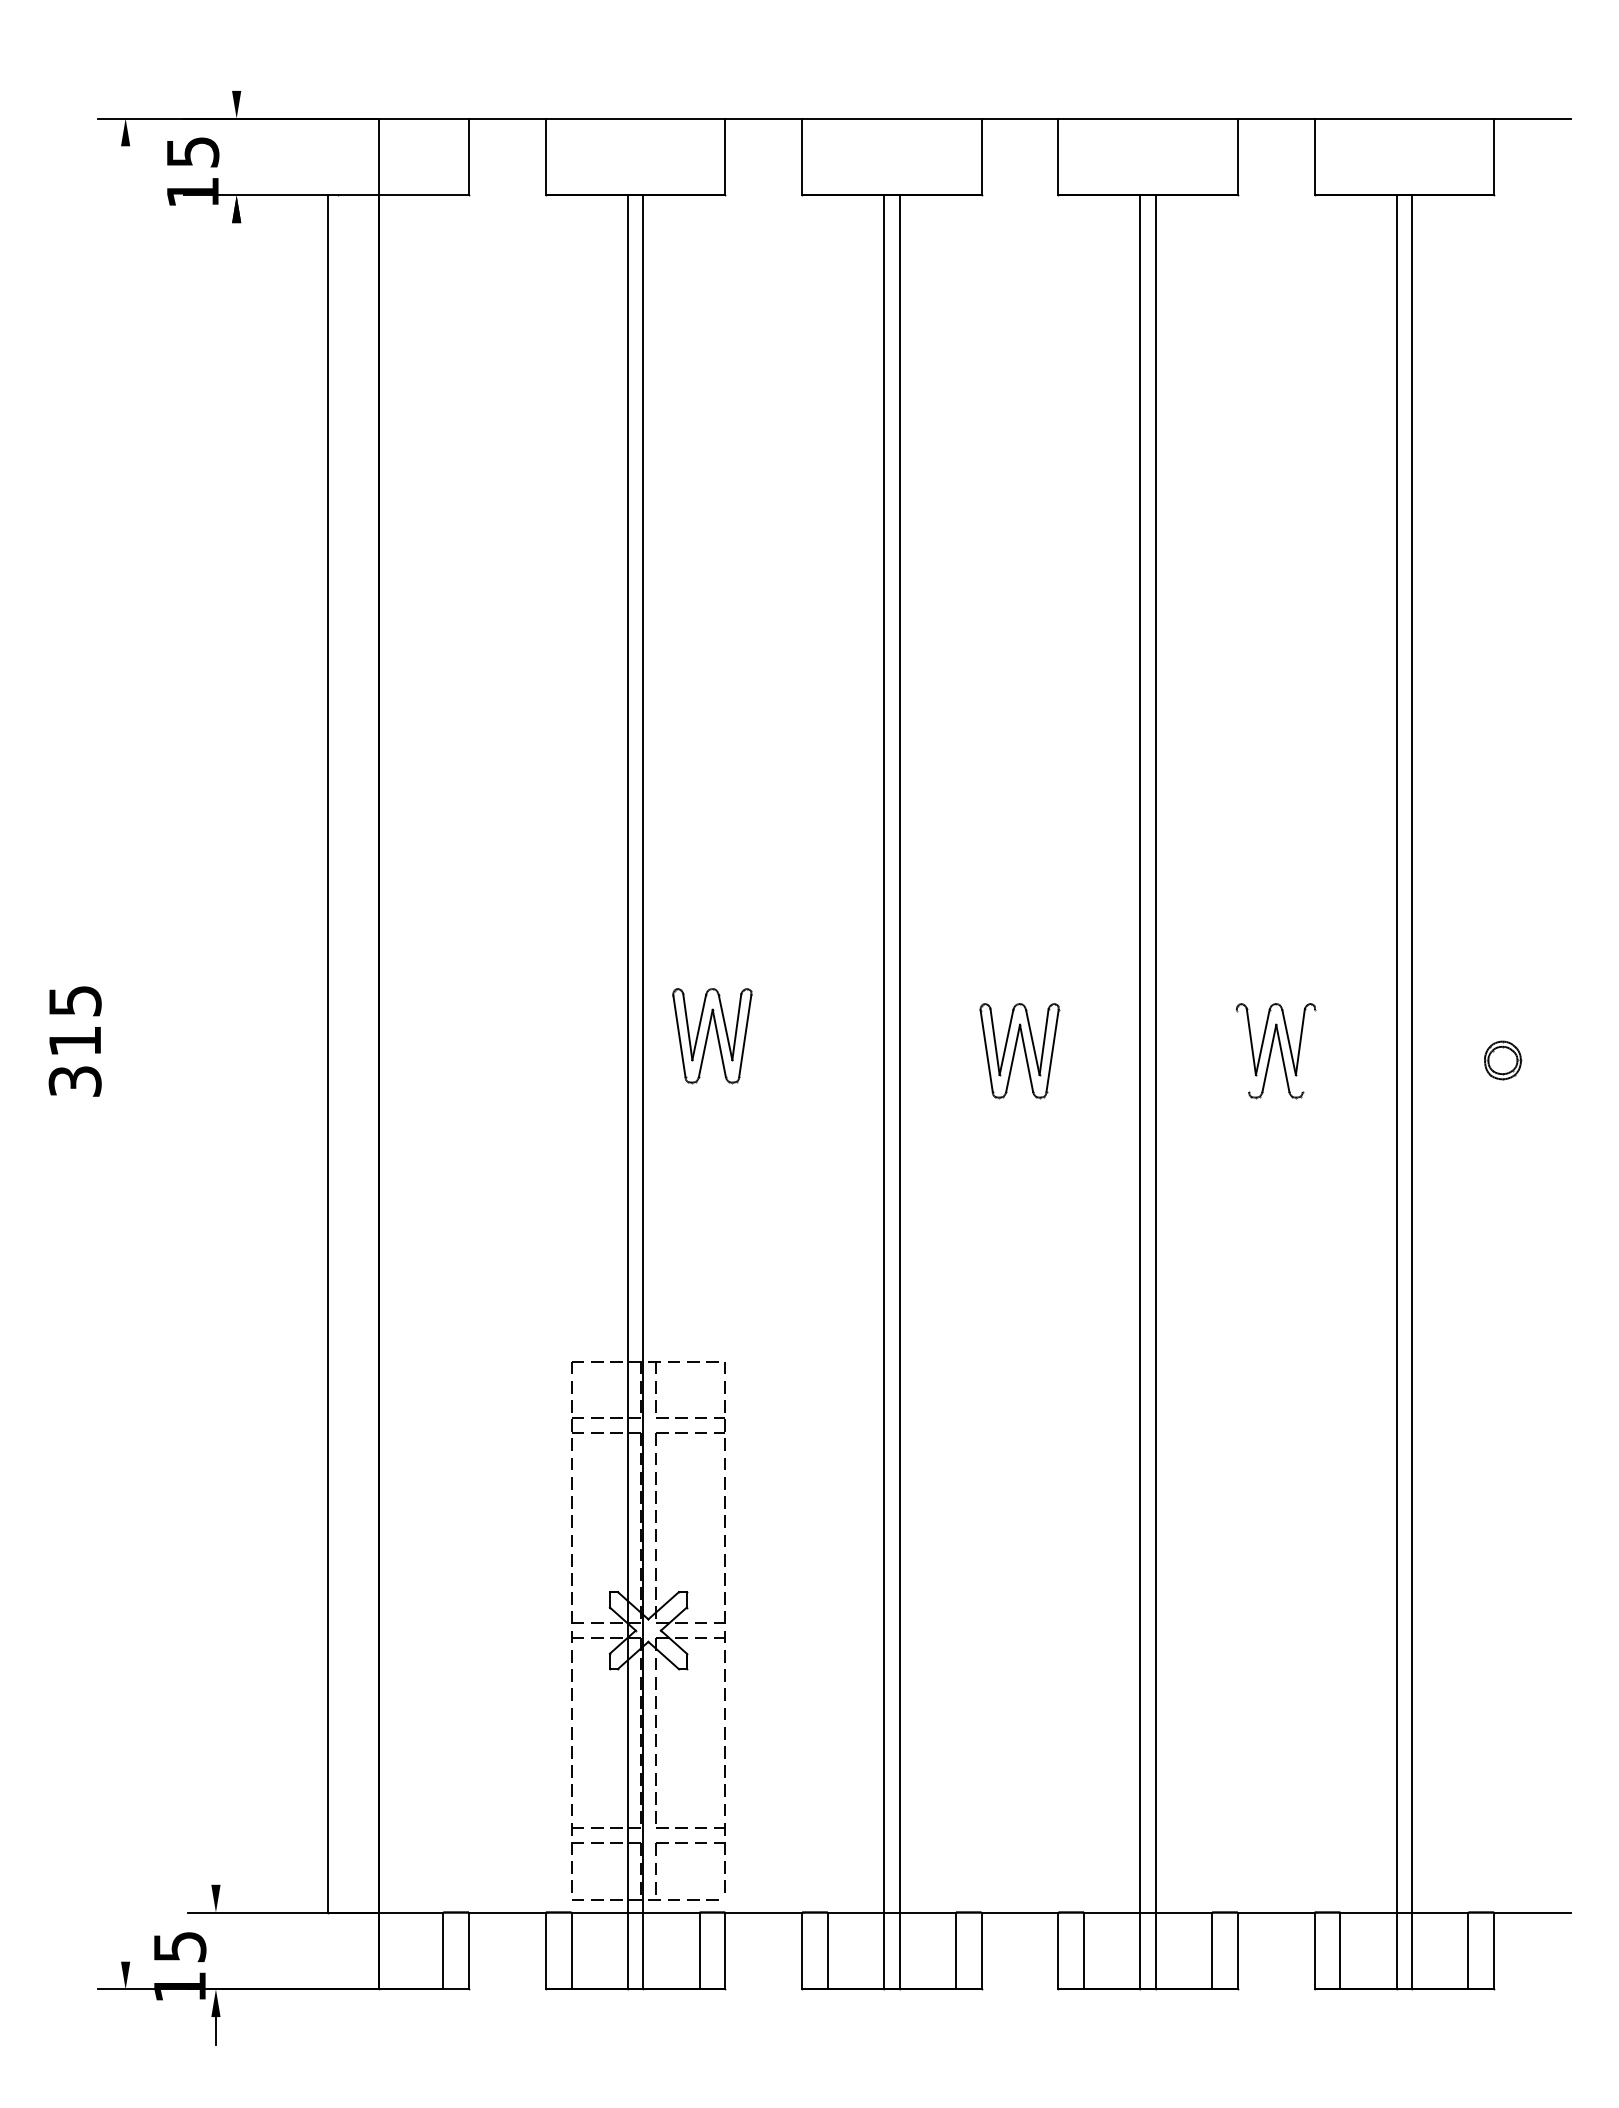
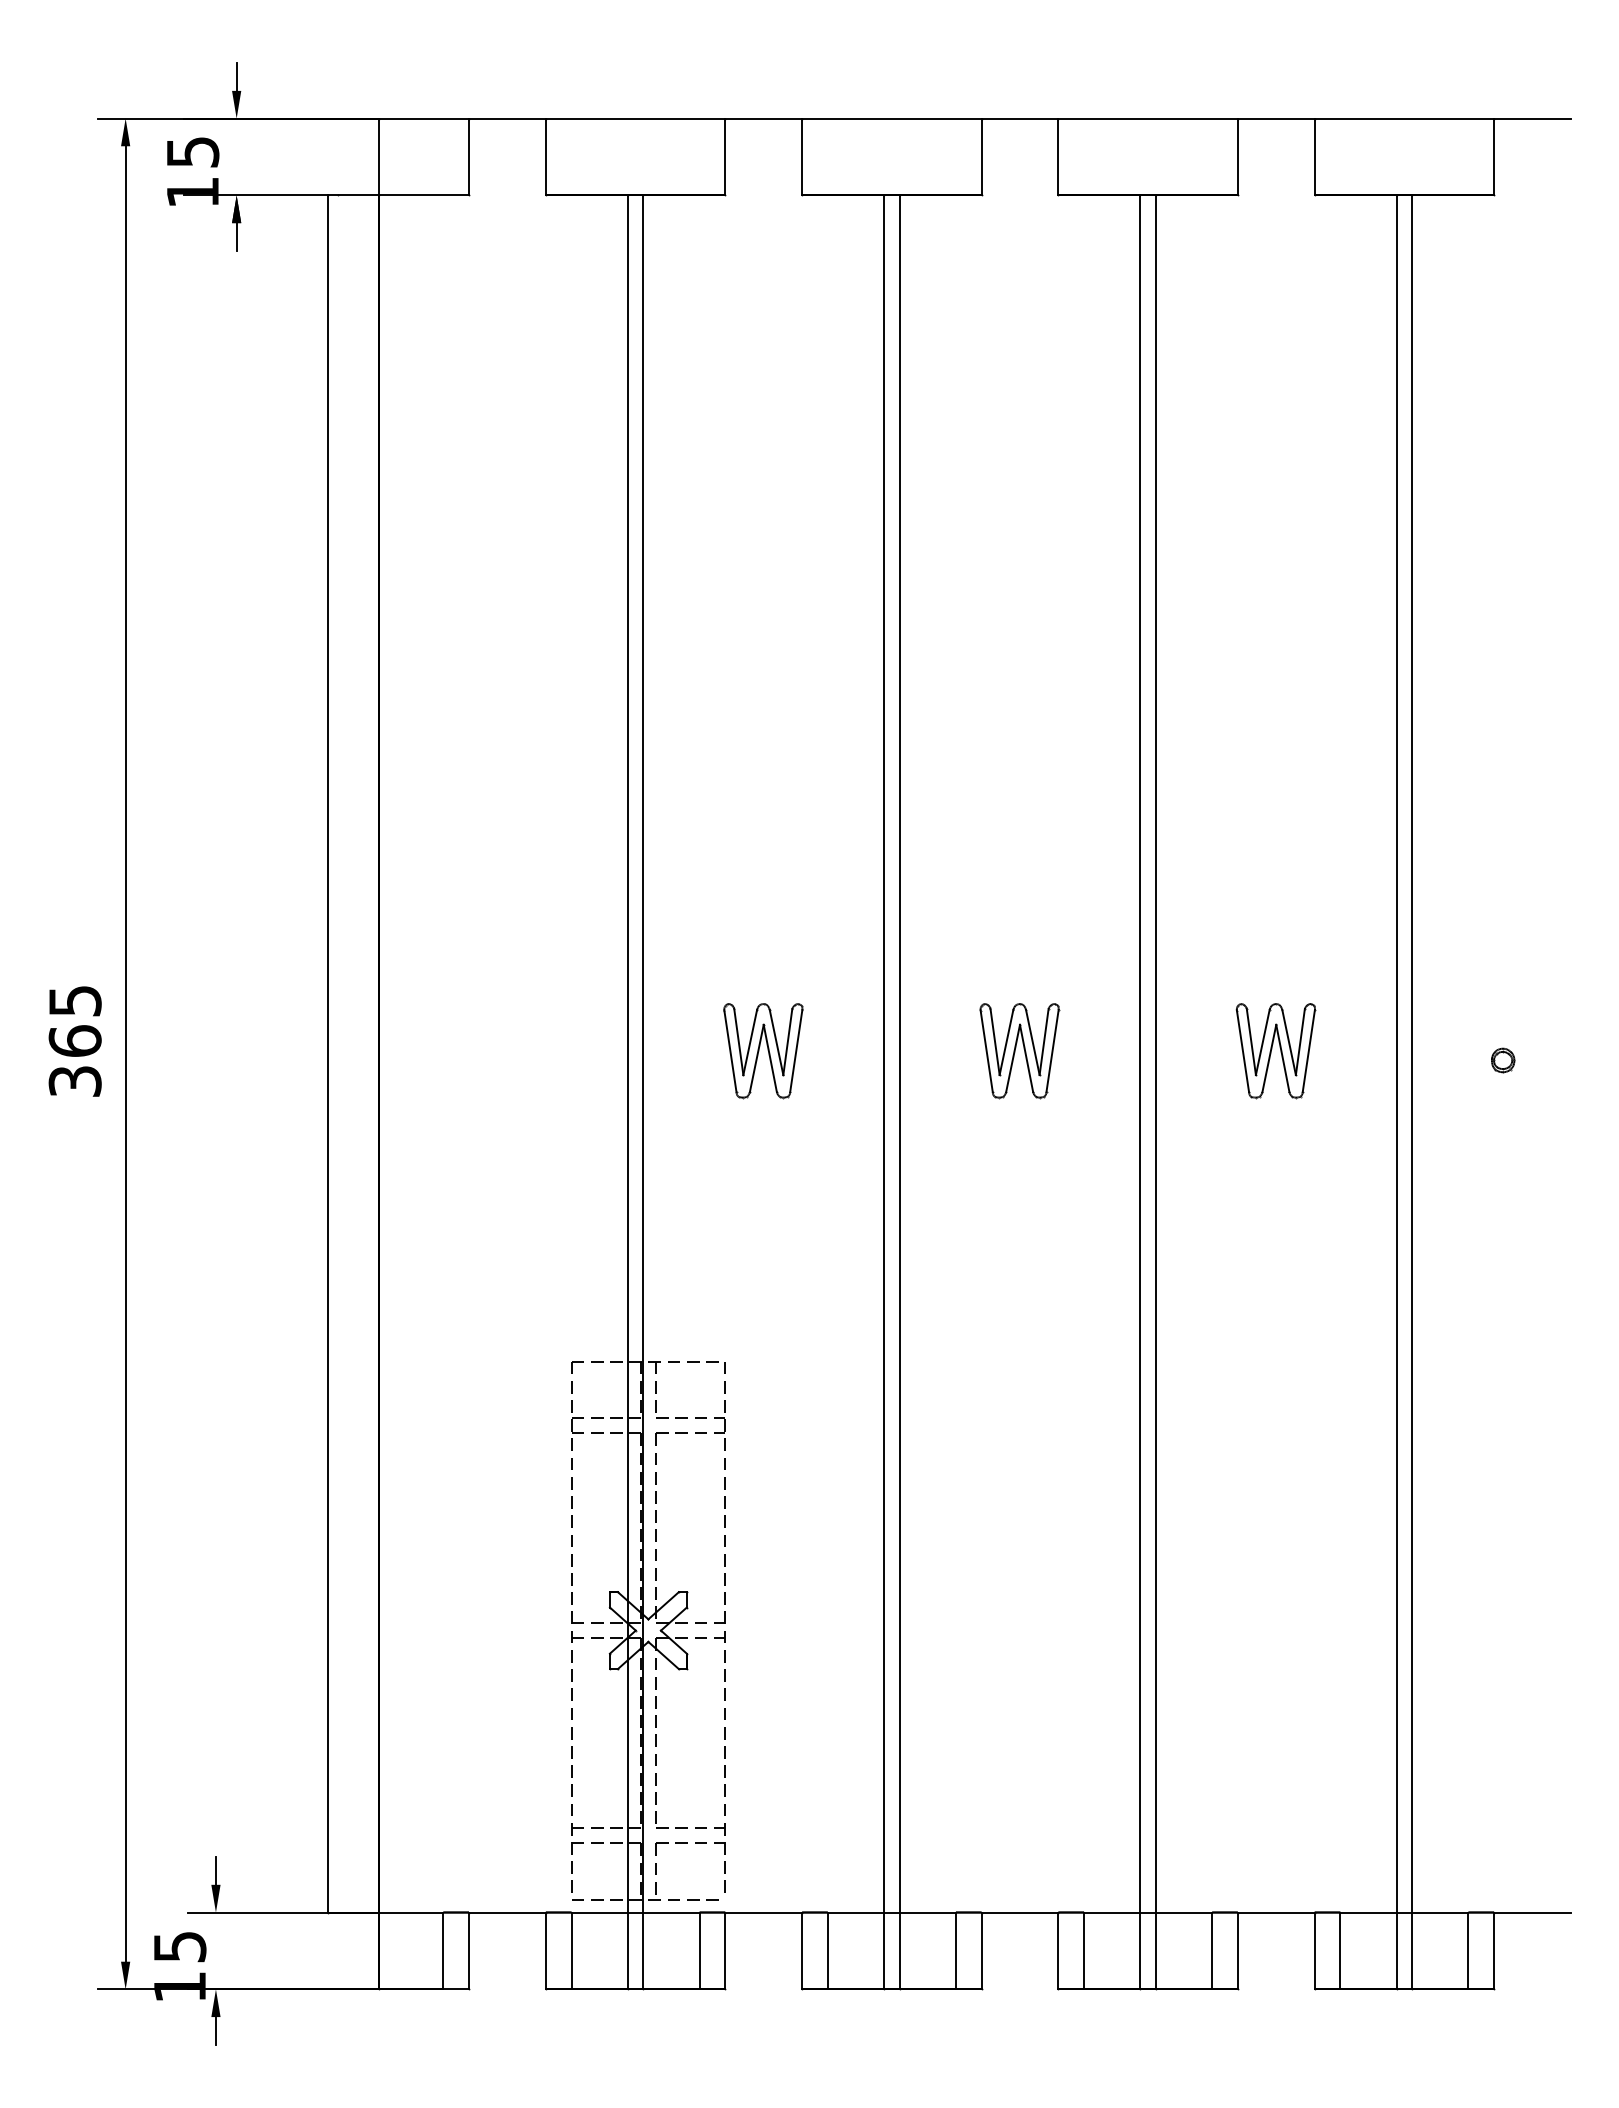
line: none -> present (236, 76)
line: none -> present (236, 236)
part position: (712, 1036) -> (763, 1051) (763, 1051)
text: 315 -> 365 (74, 1040)
line: none -> present (1308, 1050)
line: none -> present (1242, 1051)
line: none -> present (125, 1053)
part size: 39x41 px -> 25x27 px (1503, 1060)
line: none -> present (215, 1870)
